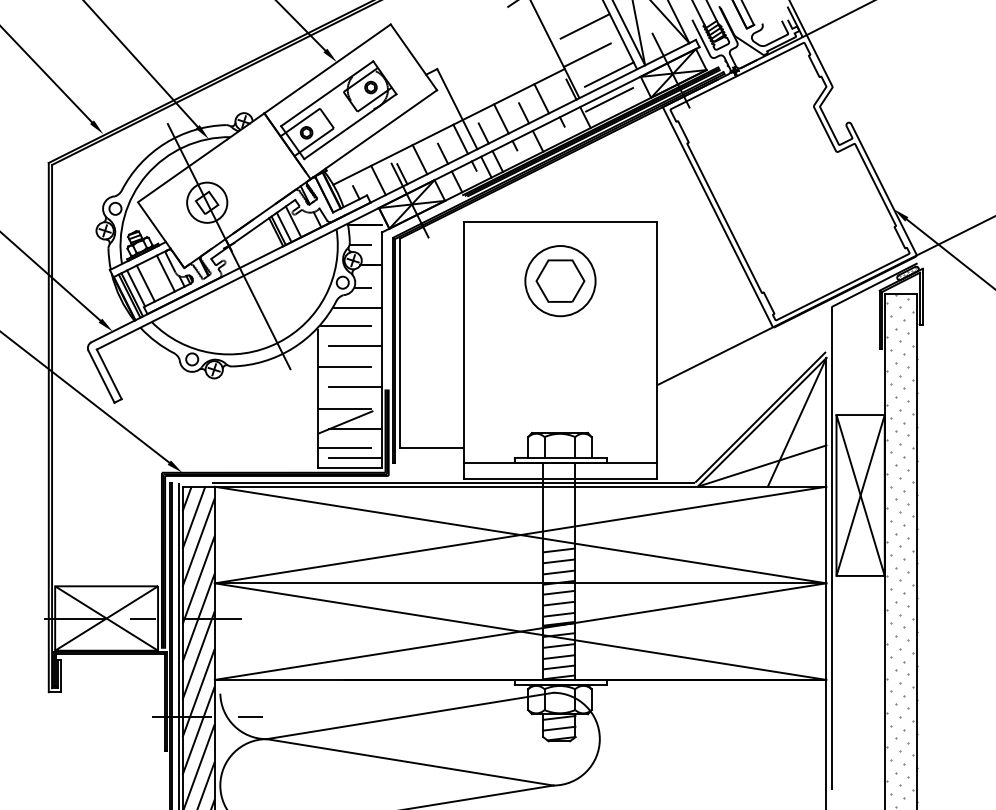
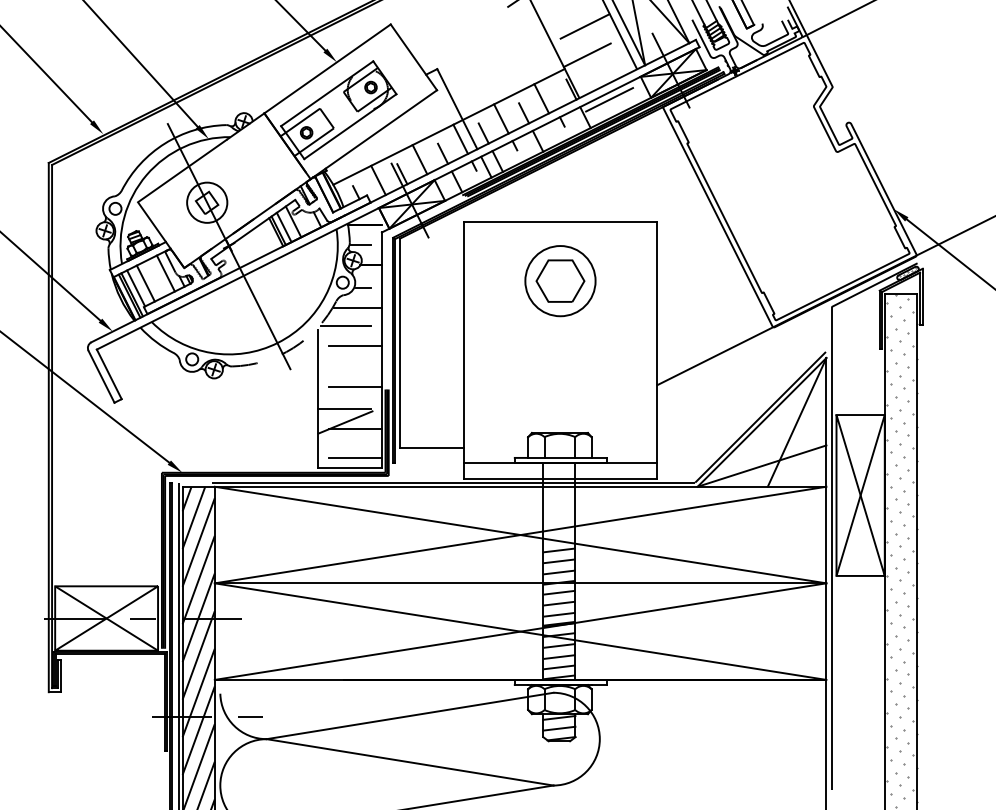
line: present -> none (608, 74)
arc: solid -> dashed (293, 348)
line: present -> none (344, 366)
line: present -> none (344, 447)
